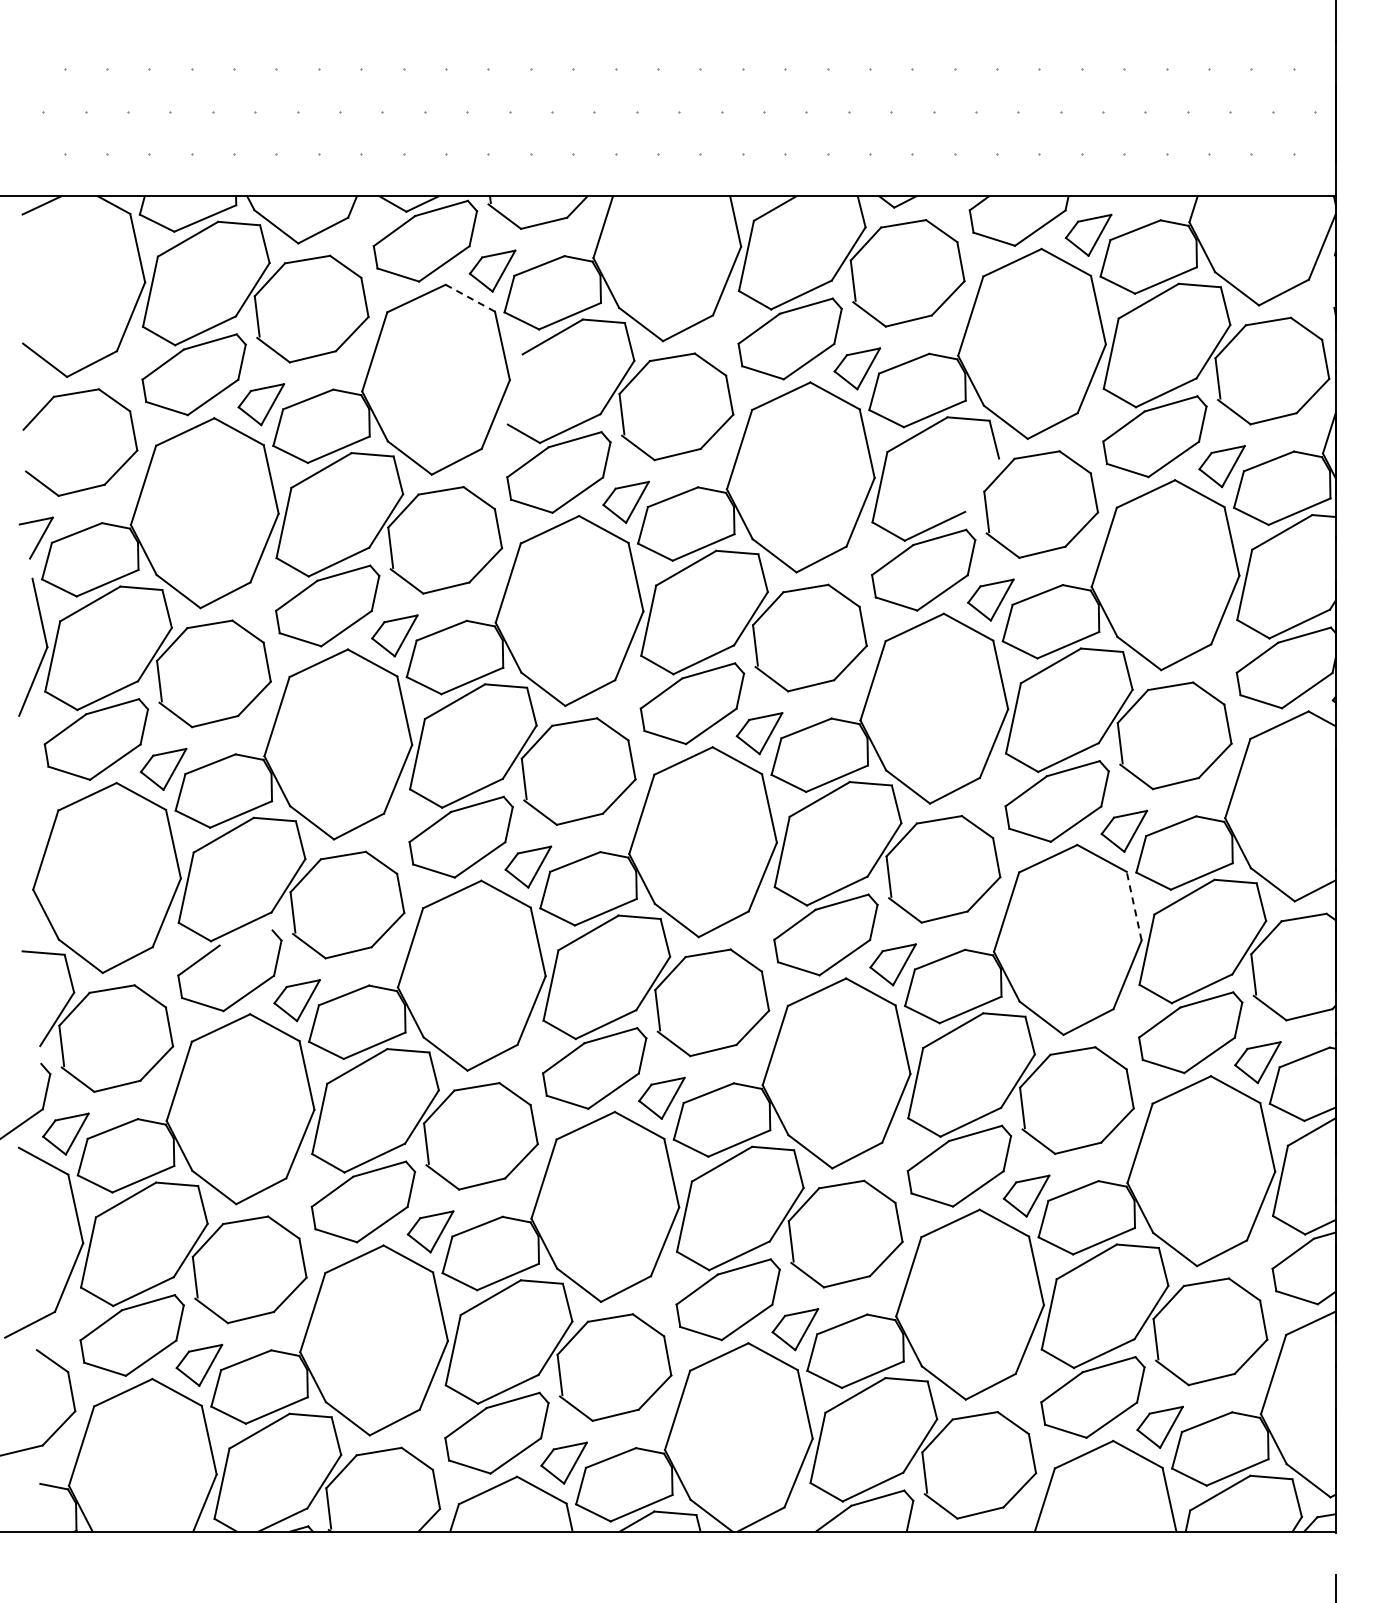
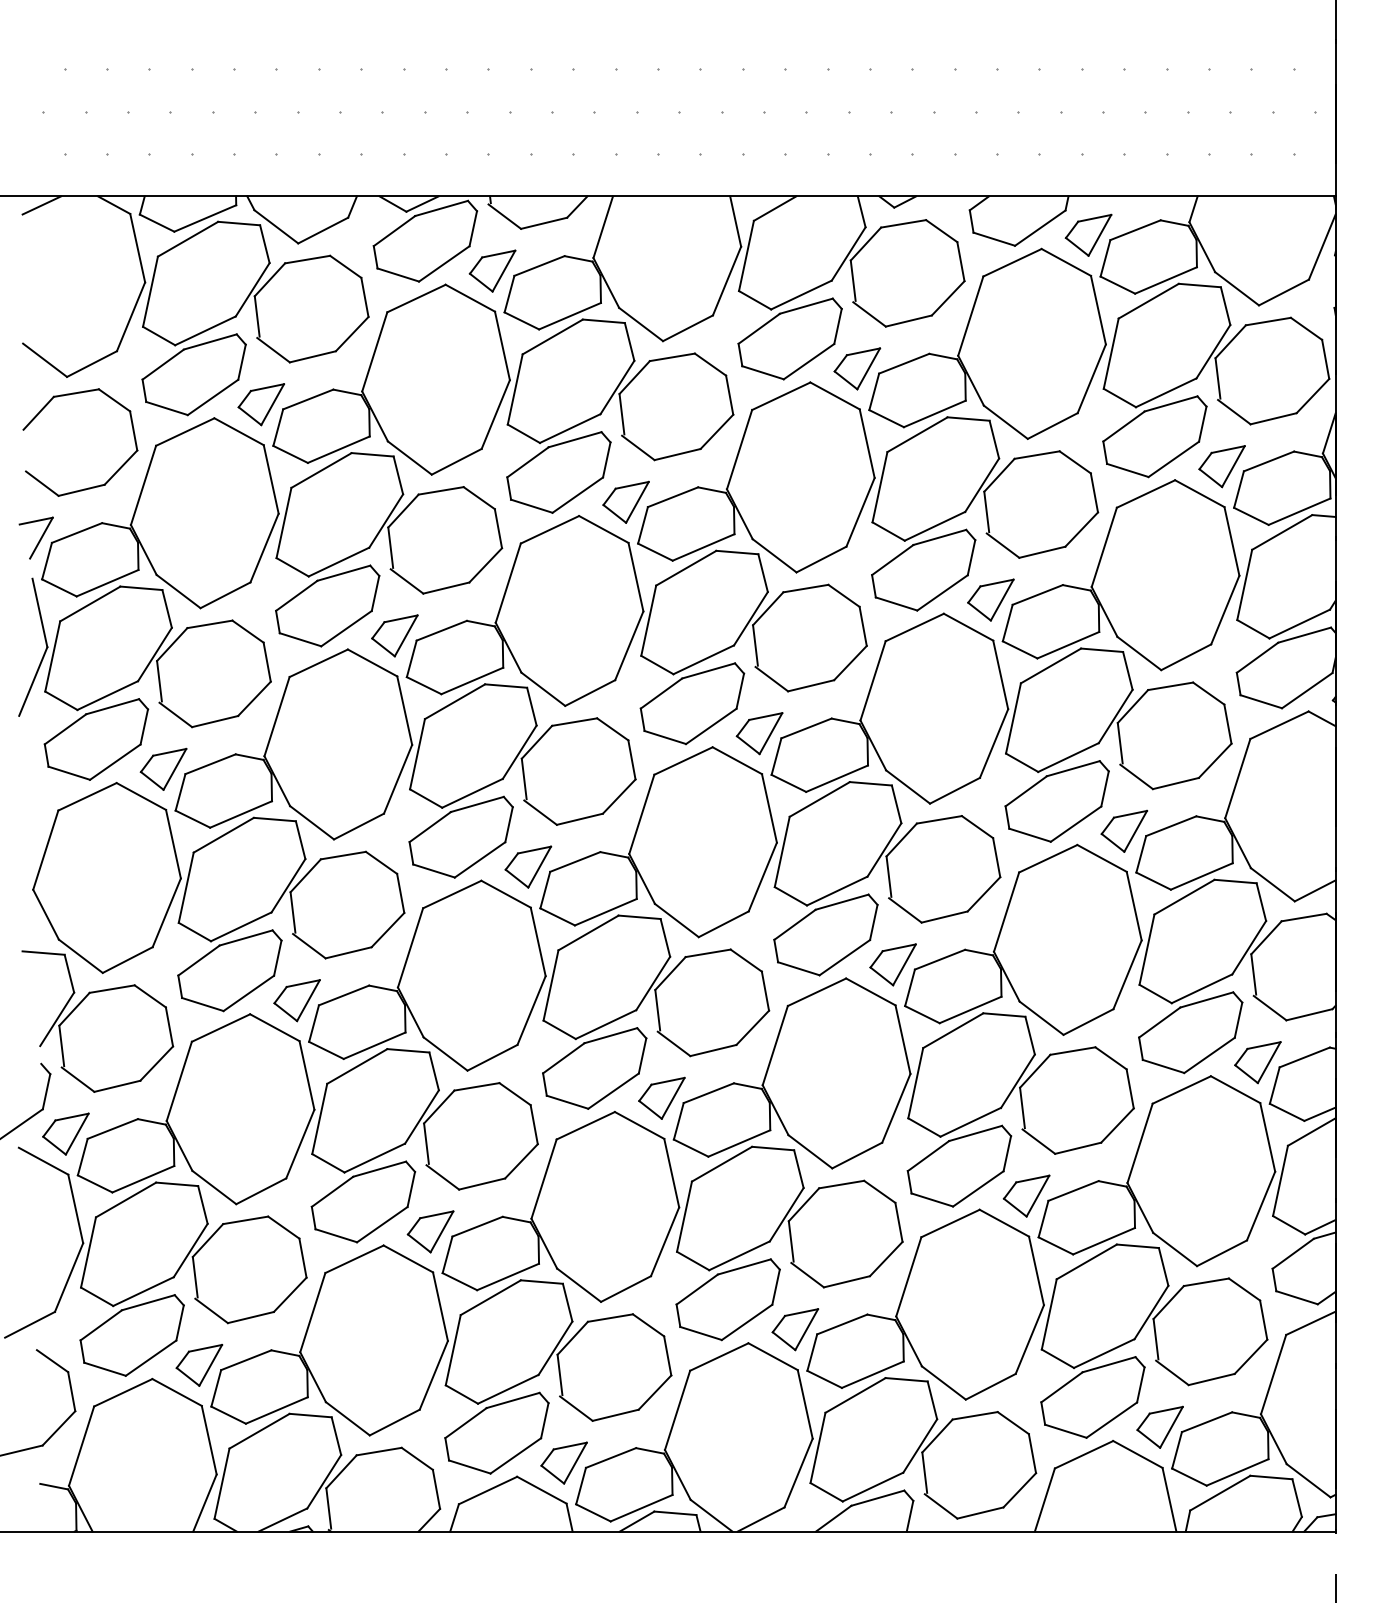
line: dashed -> solid (469, 297)
line: none -> present (514, 389)
line: none -> present (982, 485)
line: dashed -> solid (1134, 905)
line: none -> present (245, 937)
